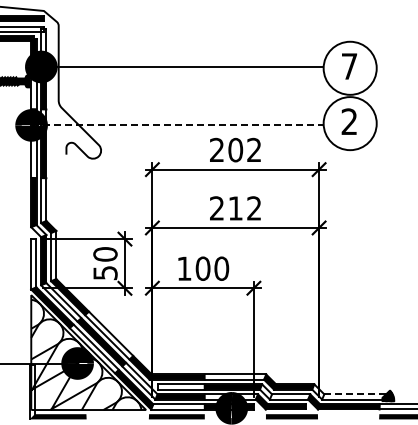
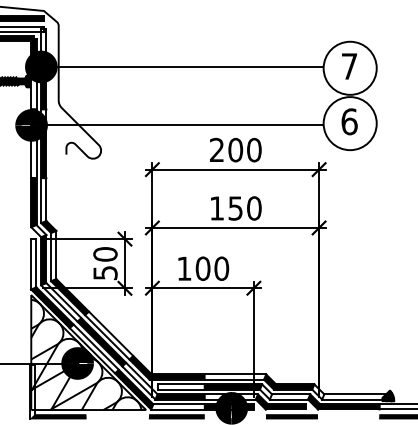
text: 2 -> 6 (349, 121)
line: dashed -> solid (178, 125)
text: 202 -> 200 (254, 150)
text: 212 -> 150 (235, 208)
line: dashed -> solid (355, 394)
